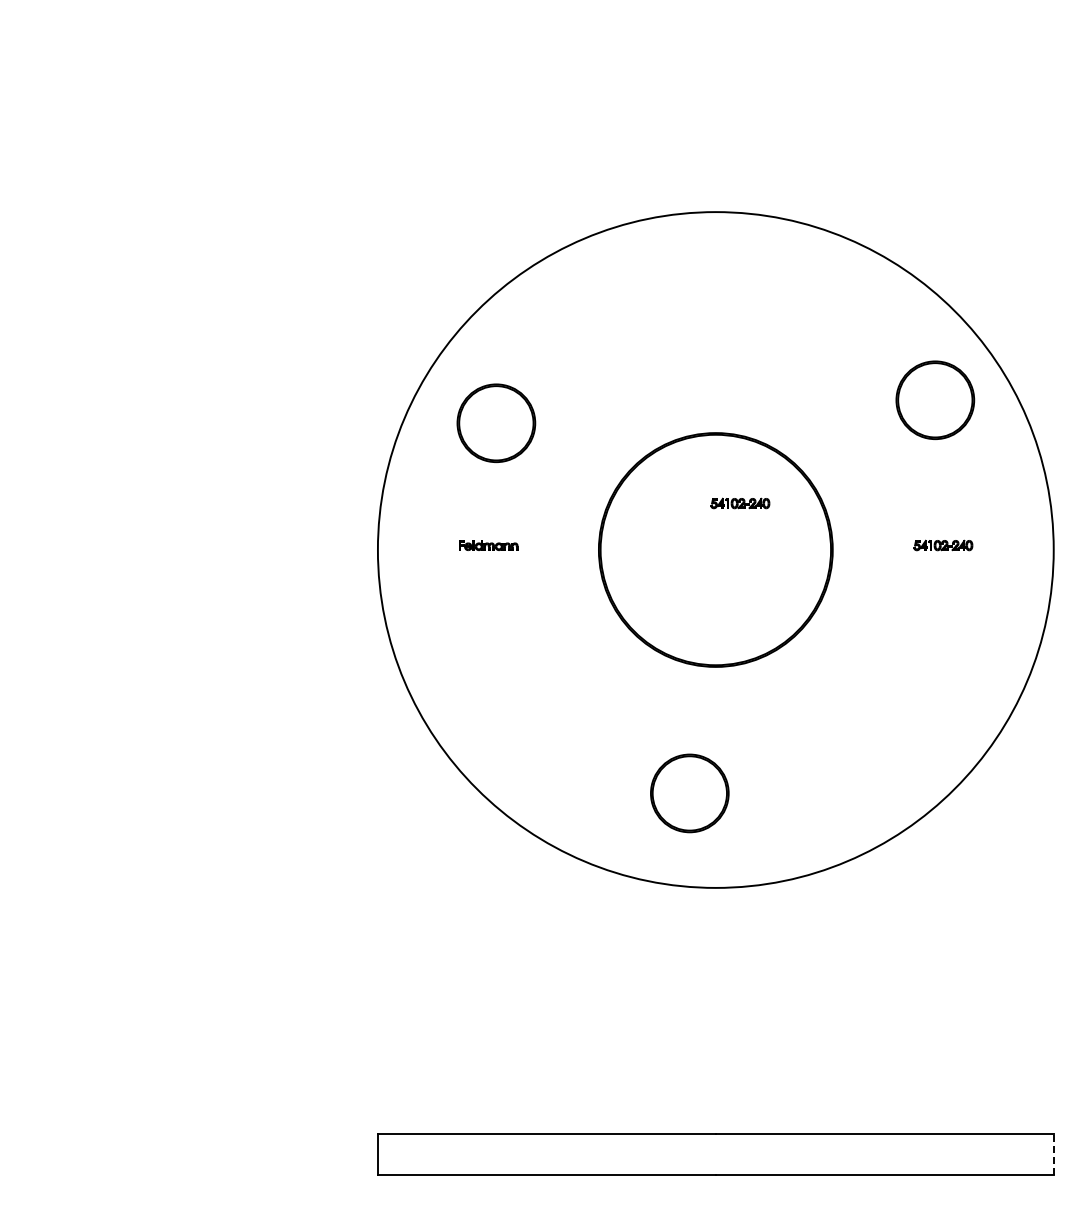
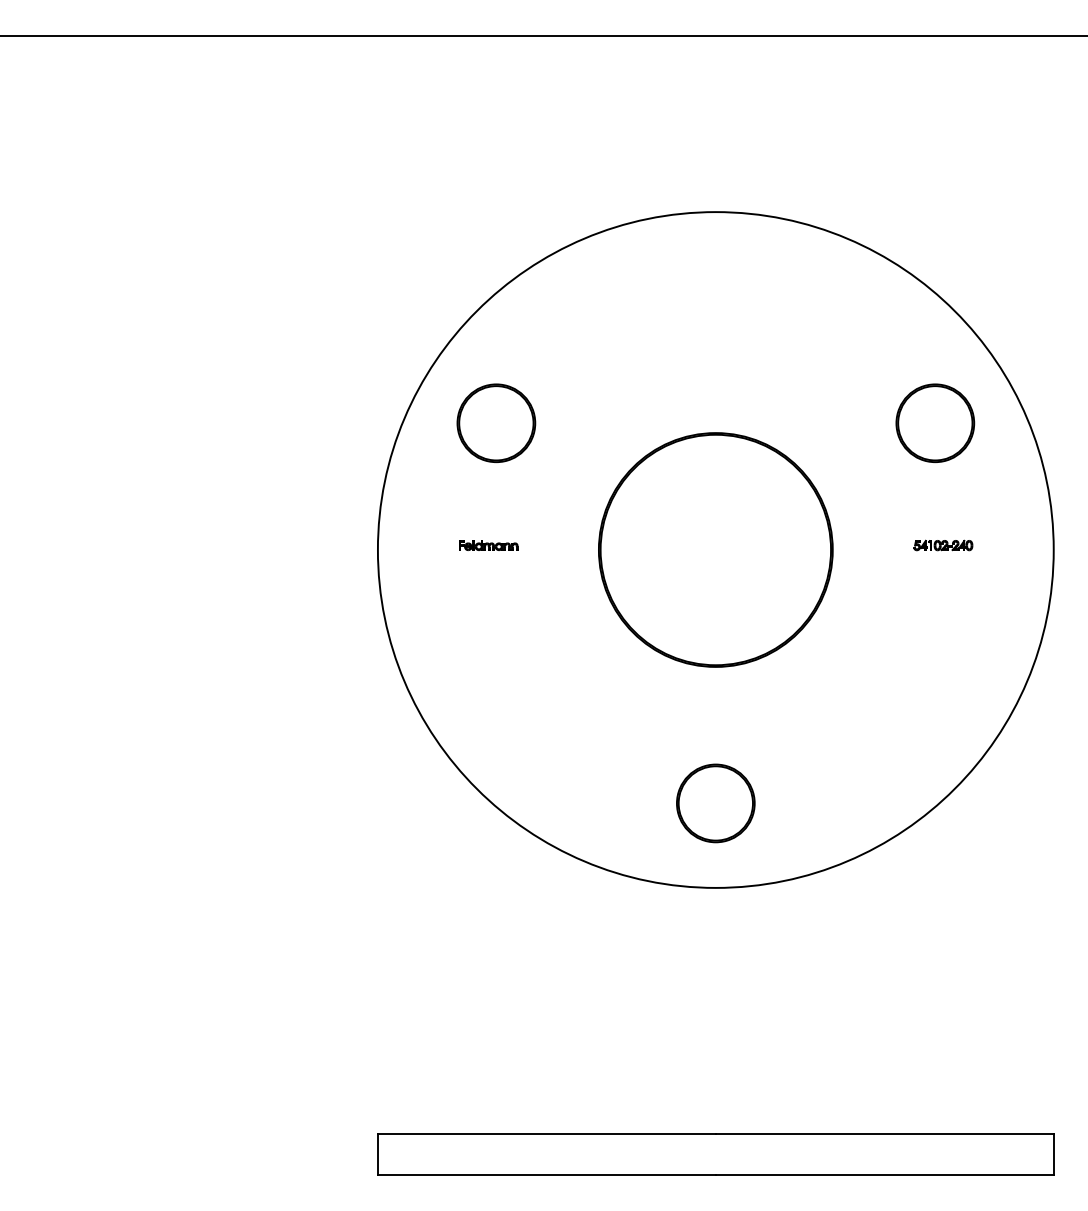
line: none -> present (543, 36)
part position: (935, 399) -> (935, 422) (935, 422)
part: present -> none (740, 503)
part position: (689, 793) -> (715, 803) (715, 803)
line: dashed -> solid (1053, 1153)
